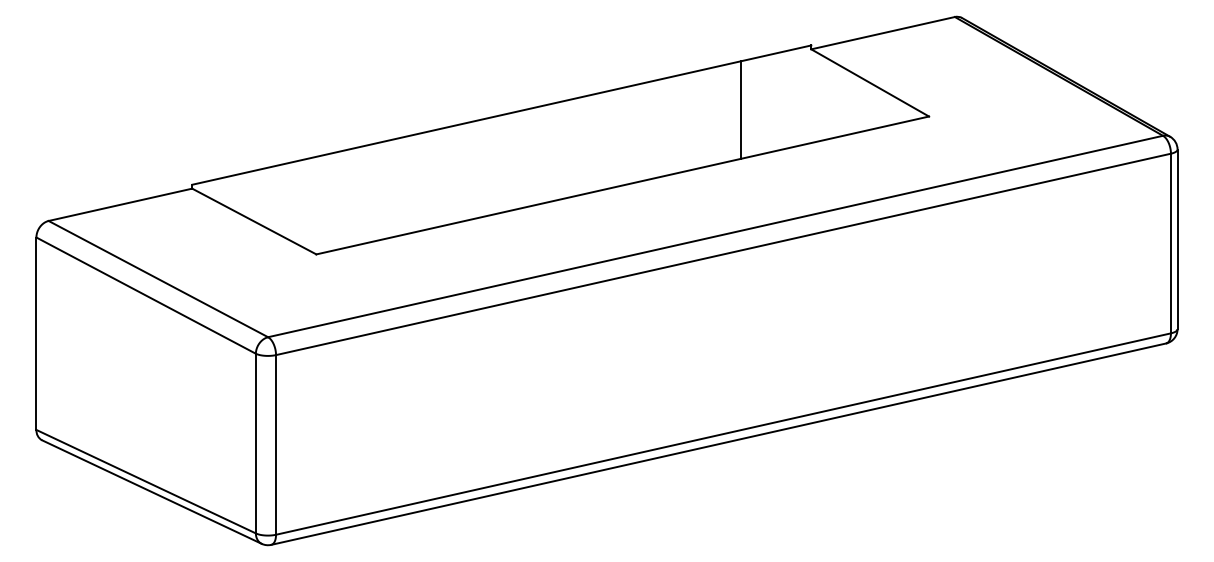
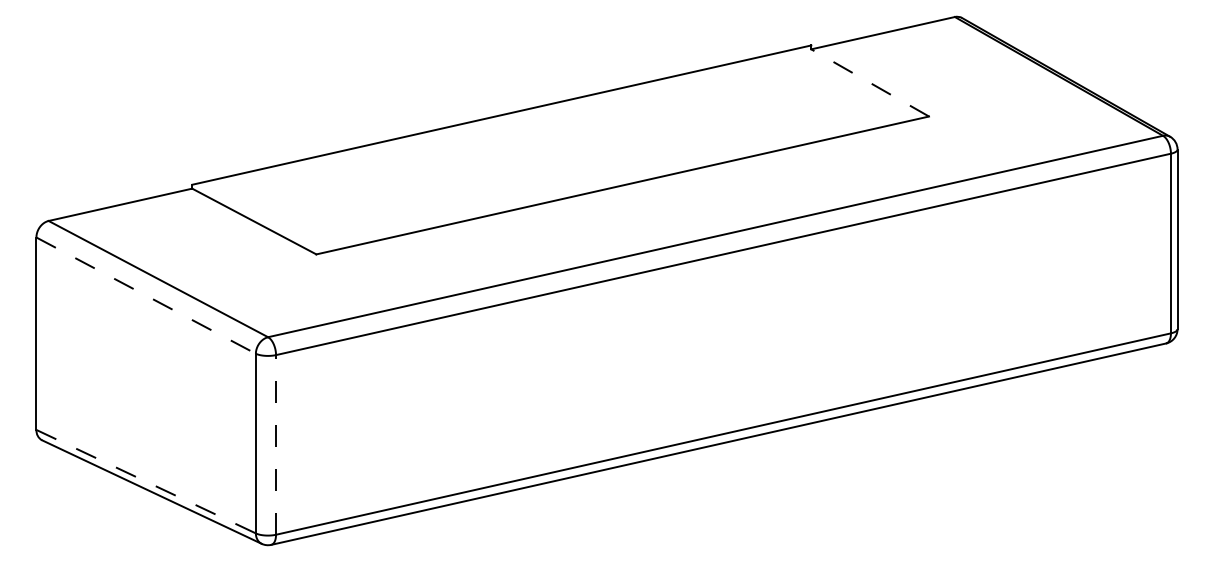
line: solid -> dashed (870, 82)
line: present -> none (740, 109)
line: solid -> dashed (146, 295)
line: solid -> dashed (276, 444)
line: solid -> dashed (146, 481)
